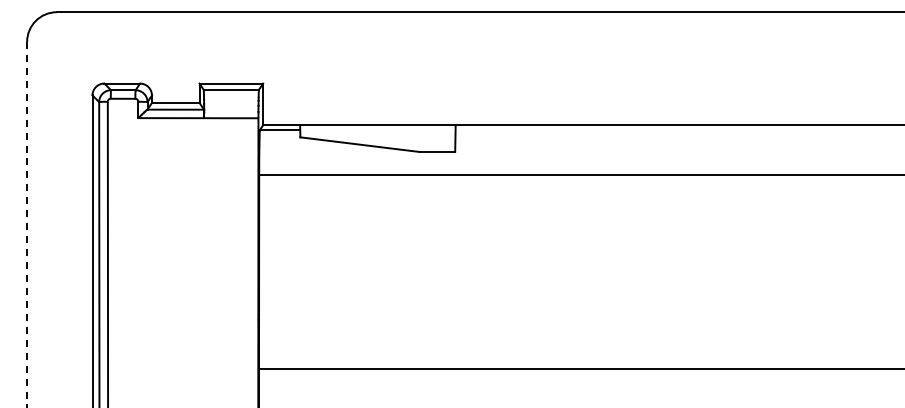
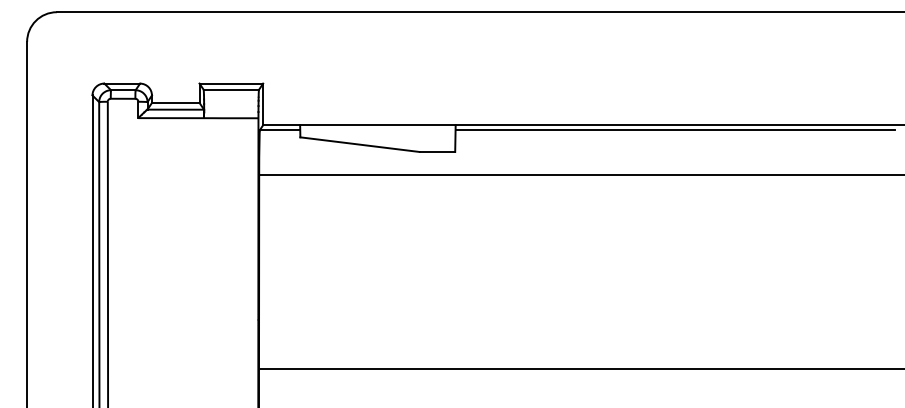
line: none -> present (674, 130)
line: dashed -> solid (27, 224)
